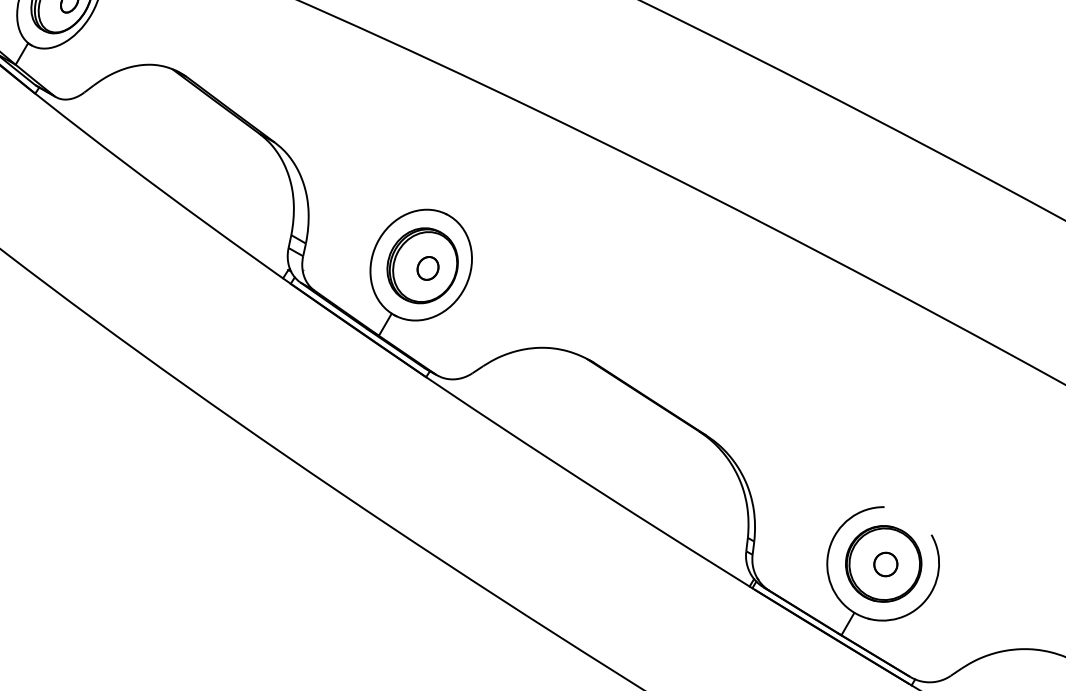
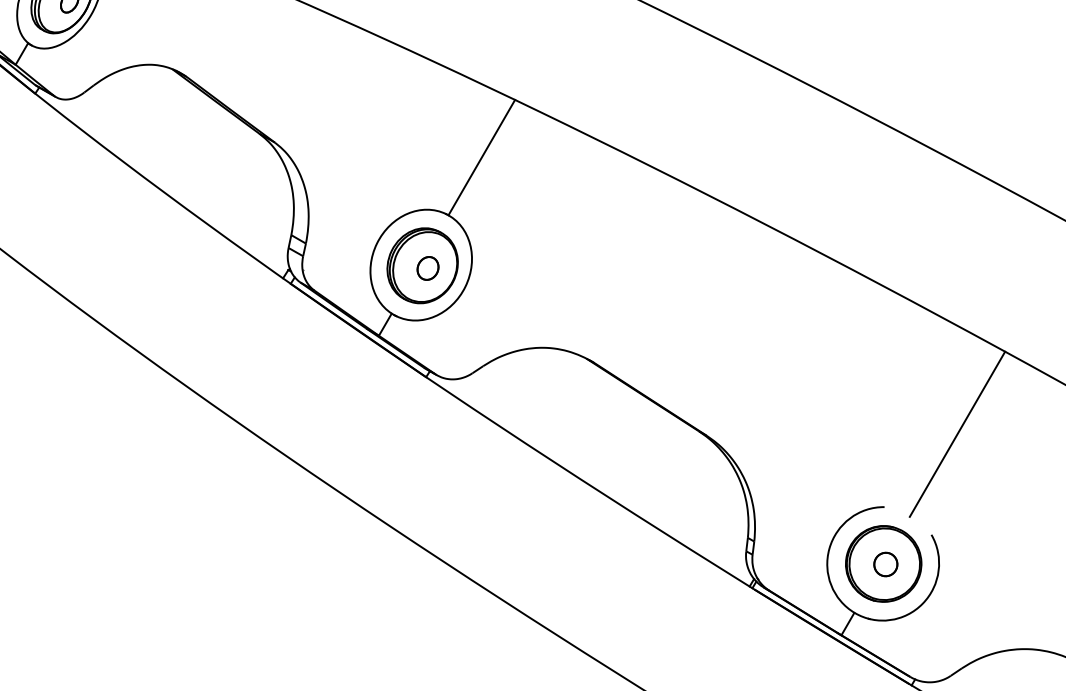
line: none -> present (481, 157)
line: none -> present (957, 433)
